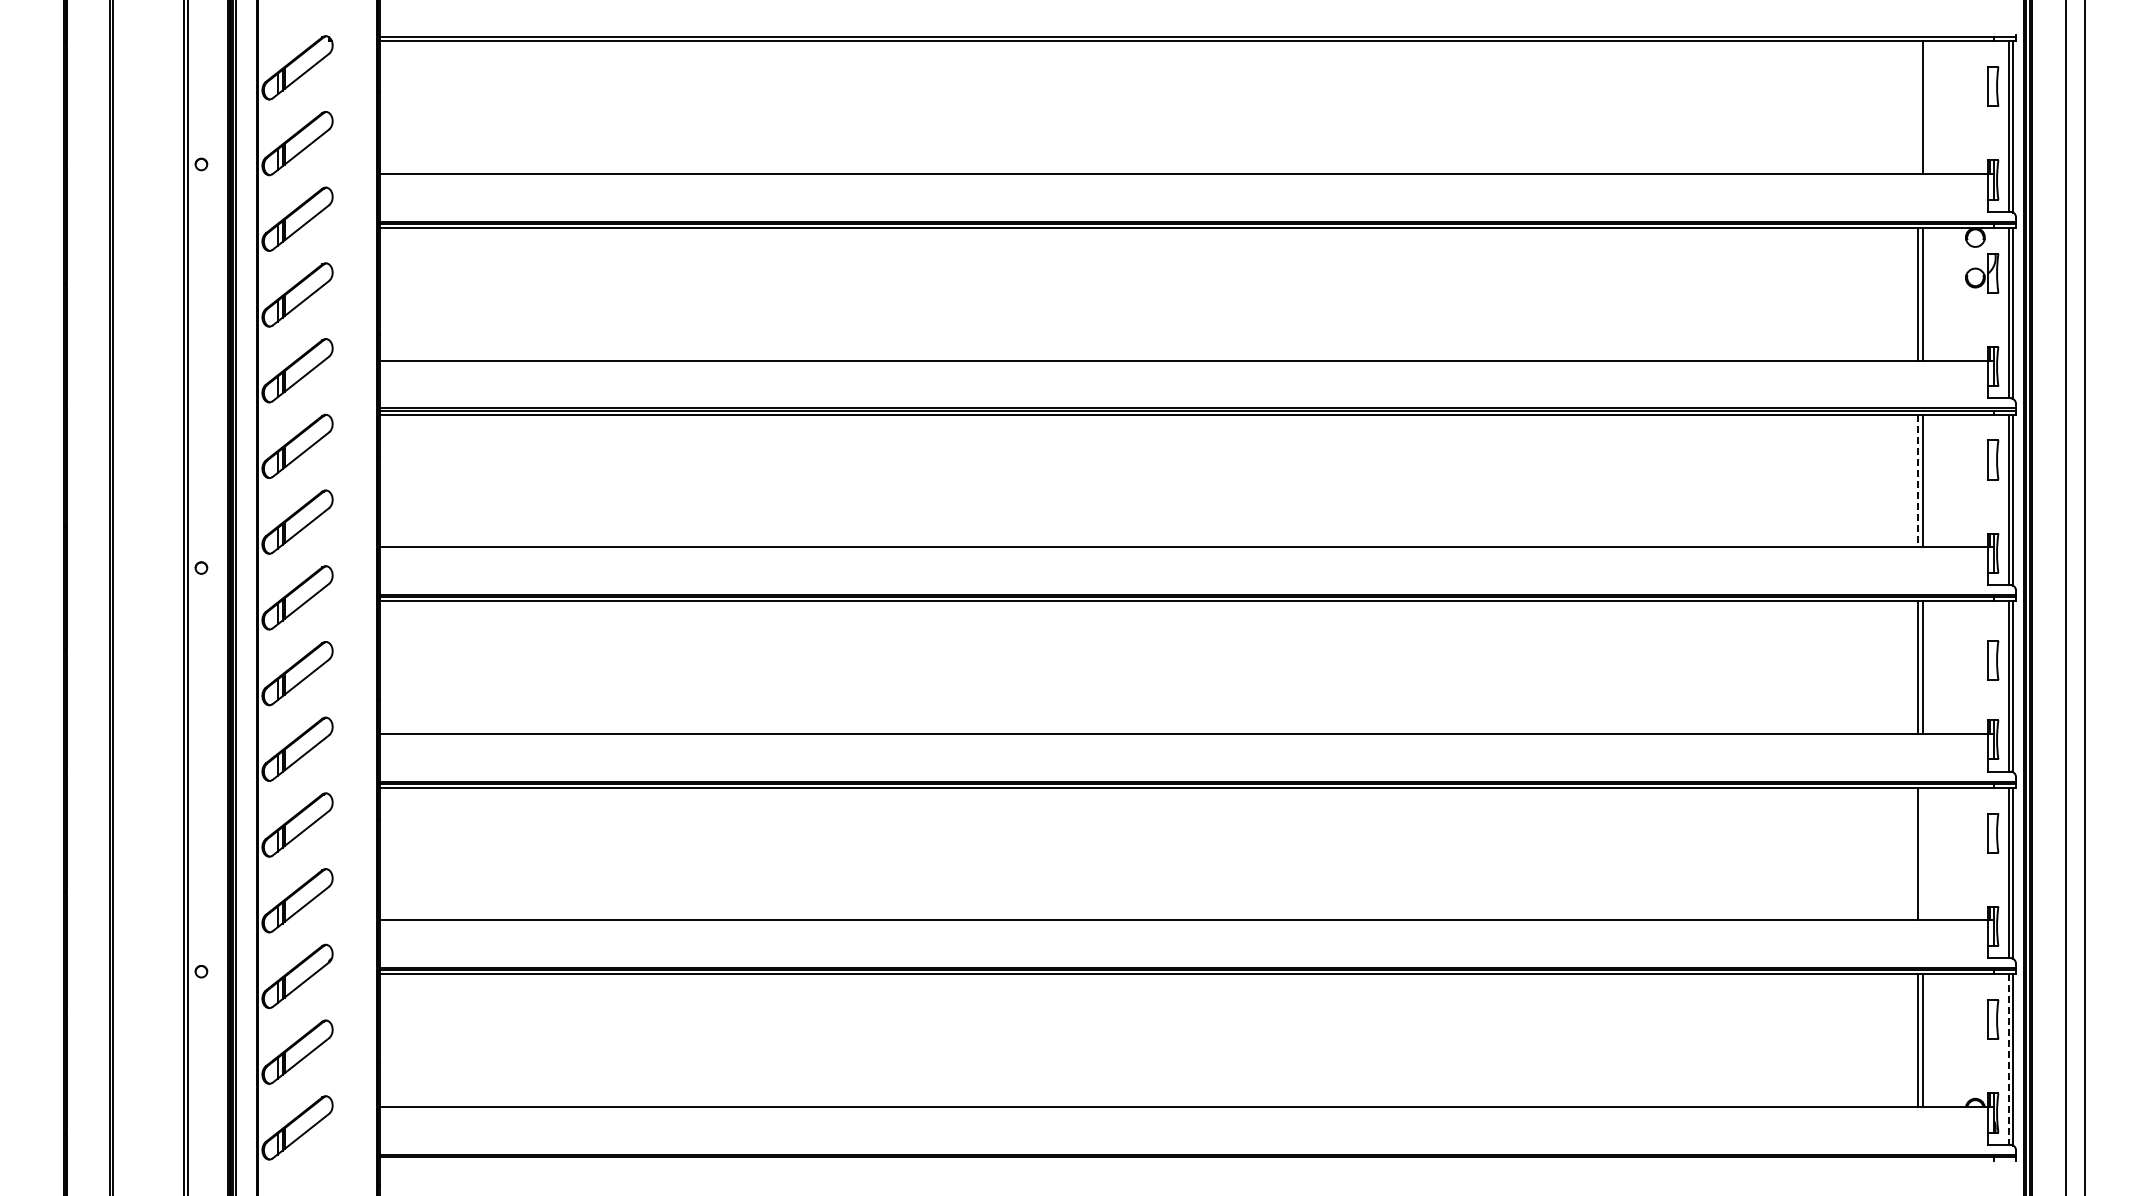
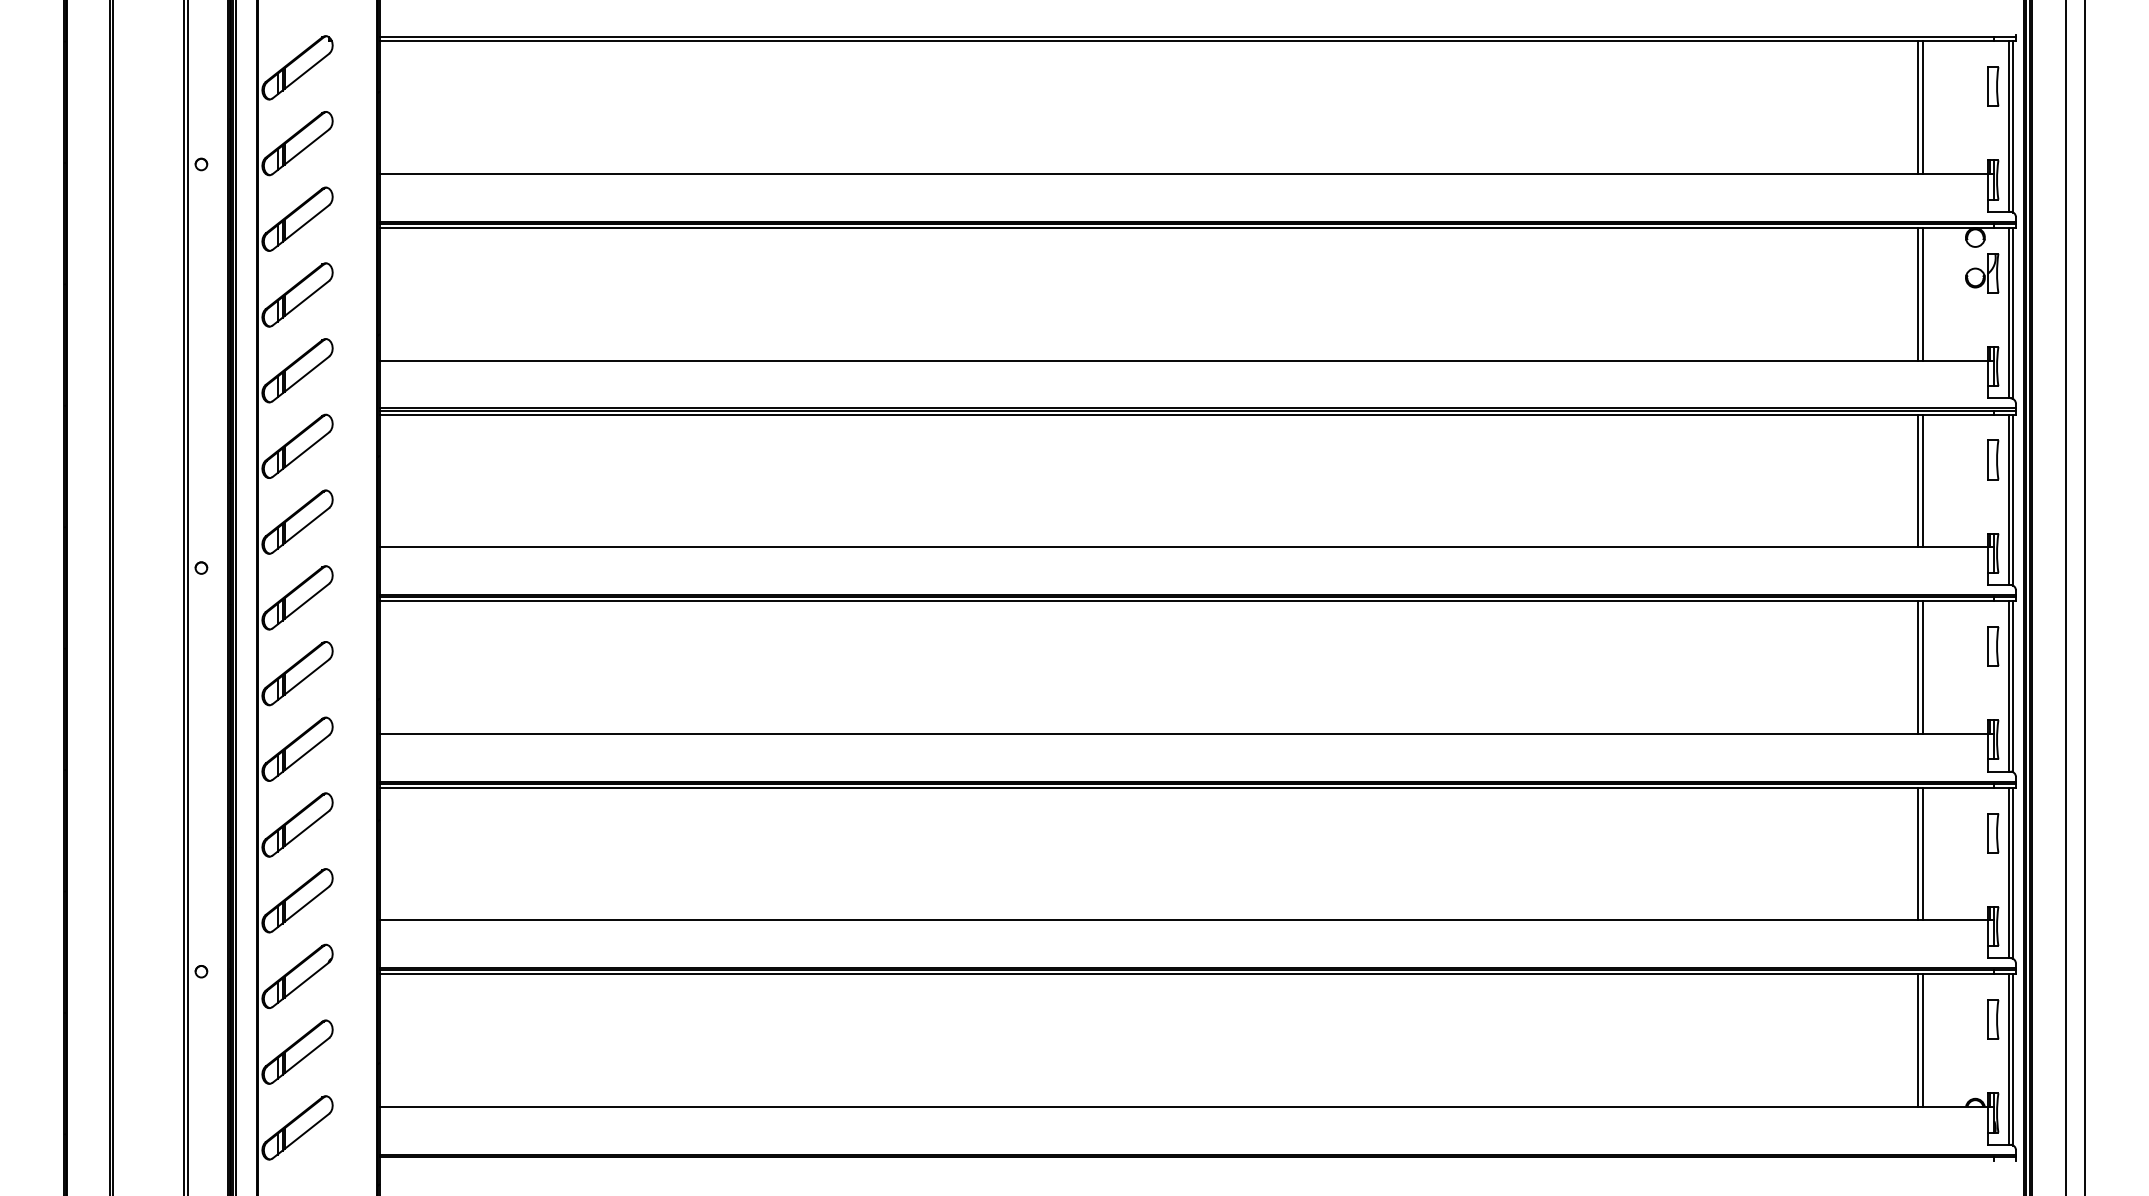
line: none -> present (1918, 107)
line: dashed -> solid (1918, 481)
part position: (1993, 660) -> (1993, 646) (1993, 646)
line: none -> present (1922, 853)
line: dashed -> solid (2008, 1060)
